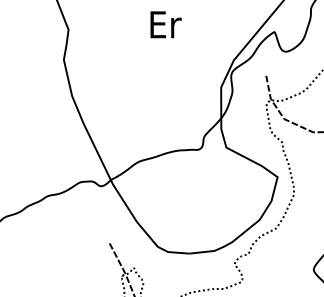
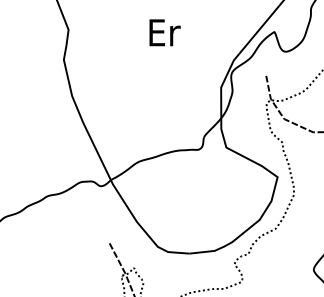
text position: (165, 24) -> (164, 32) (164, 32)
